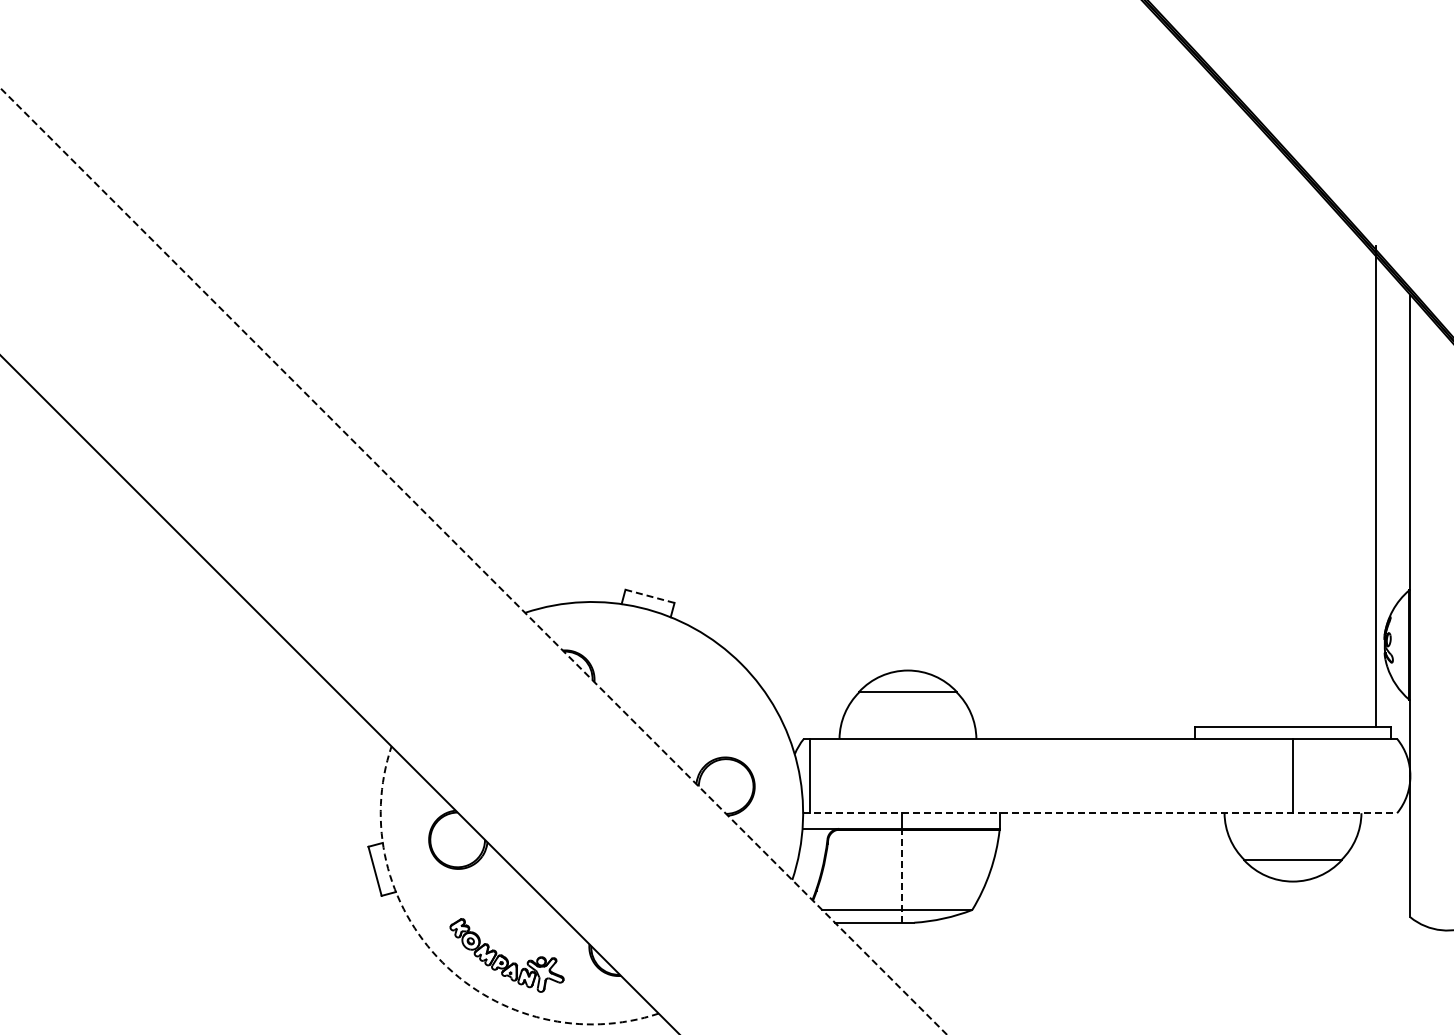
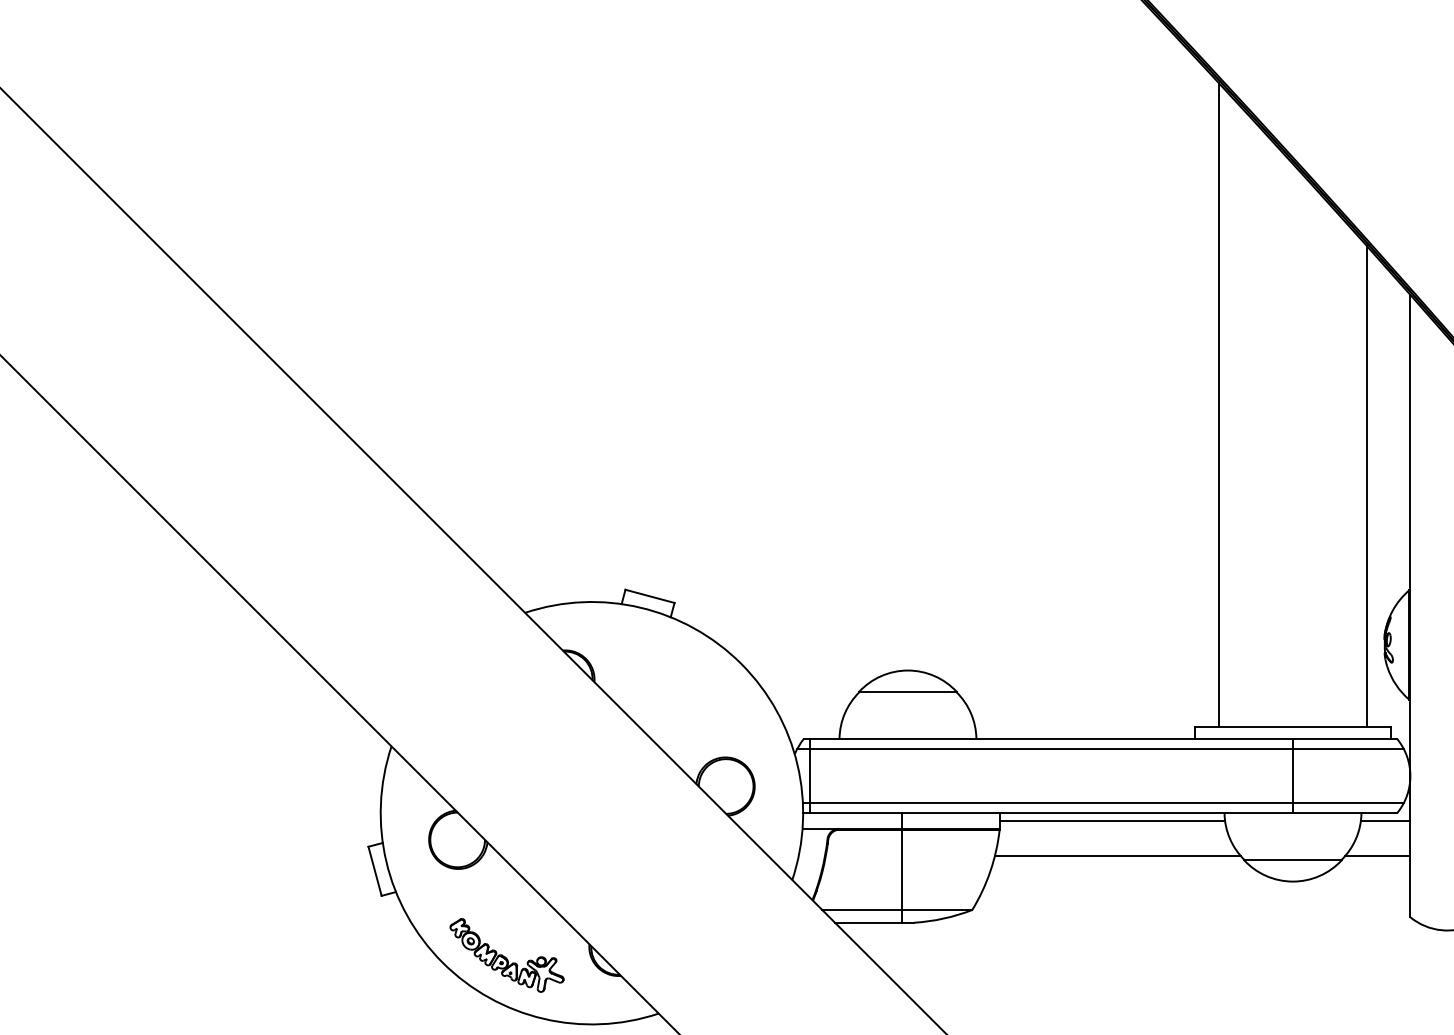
line: none -> present (1218, 404)
line position: (1376, 486) -> (1367, 486) (1367, 486)
line: dashed -> solid (473, 560)
line: dashed -> solid (649, 596)
line: none -> present (1100, 748)
line: none -> present (1102, 803)
line: dashed -> solid (1100, 813)
line: none -> present (1112, 821)
line: none -> present (1385, 821)
line: none -> present (1117, 855)
line: none -> present (1377, 855)
line: dashed -> solid (901, 876)
arc: dashed -> solid (442, 962)
